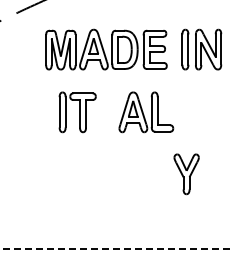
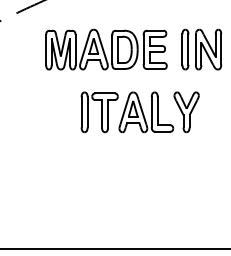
part position: (77, 112) -> (99, 112) (99, 112)
part position: (186, 174) -> (186, 112) (186, 112)
line: dashed -> solid (116, 248)
